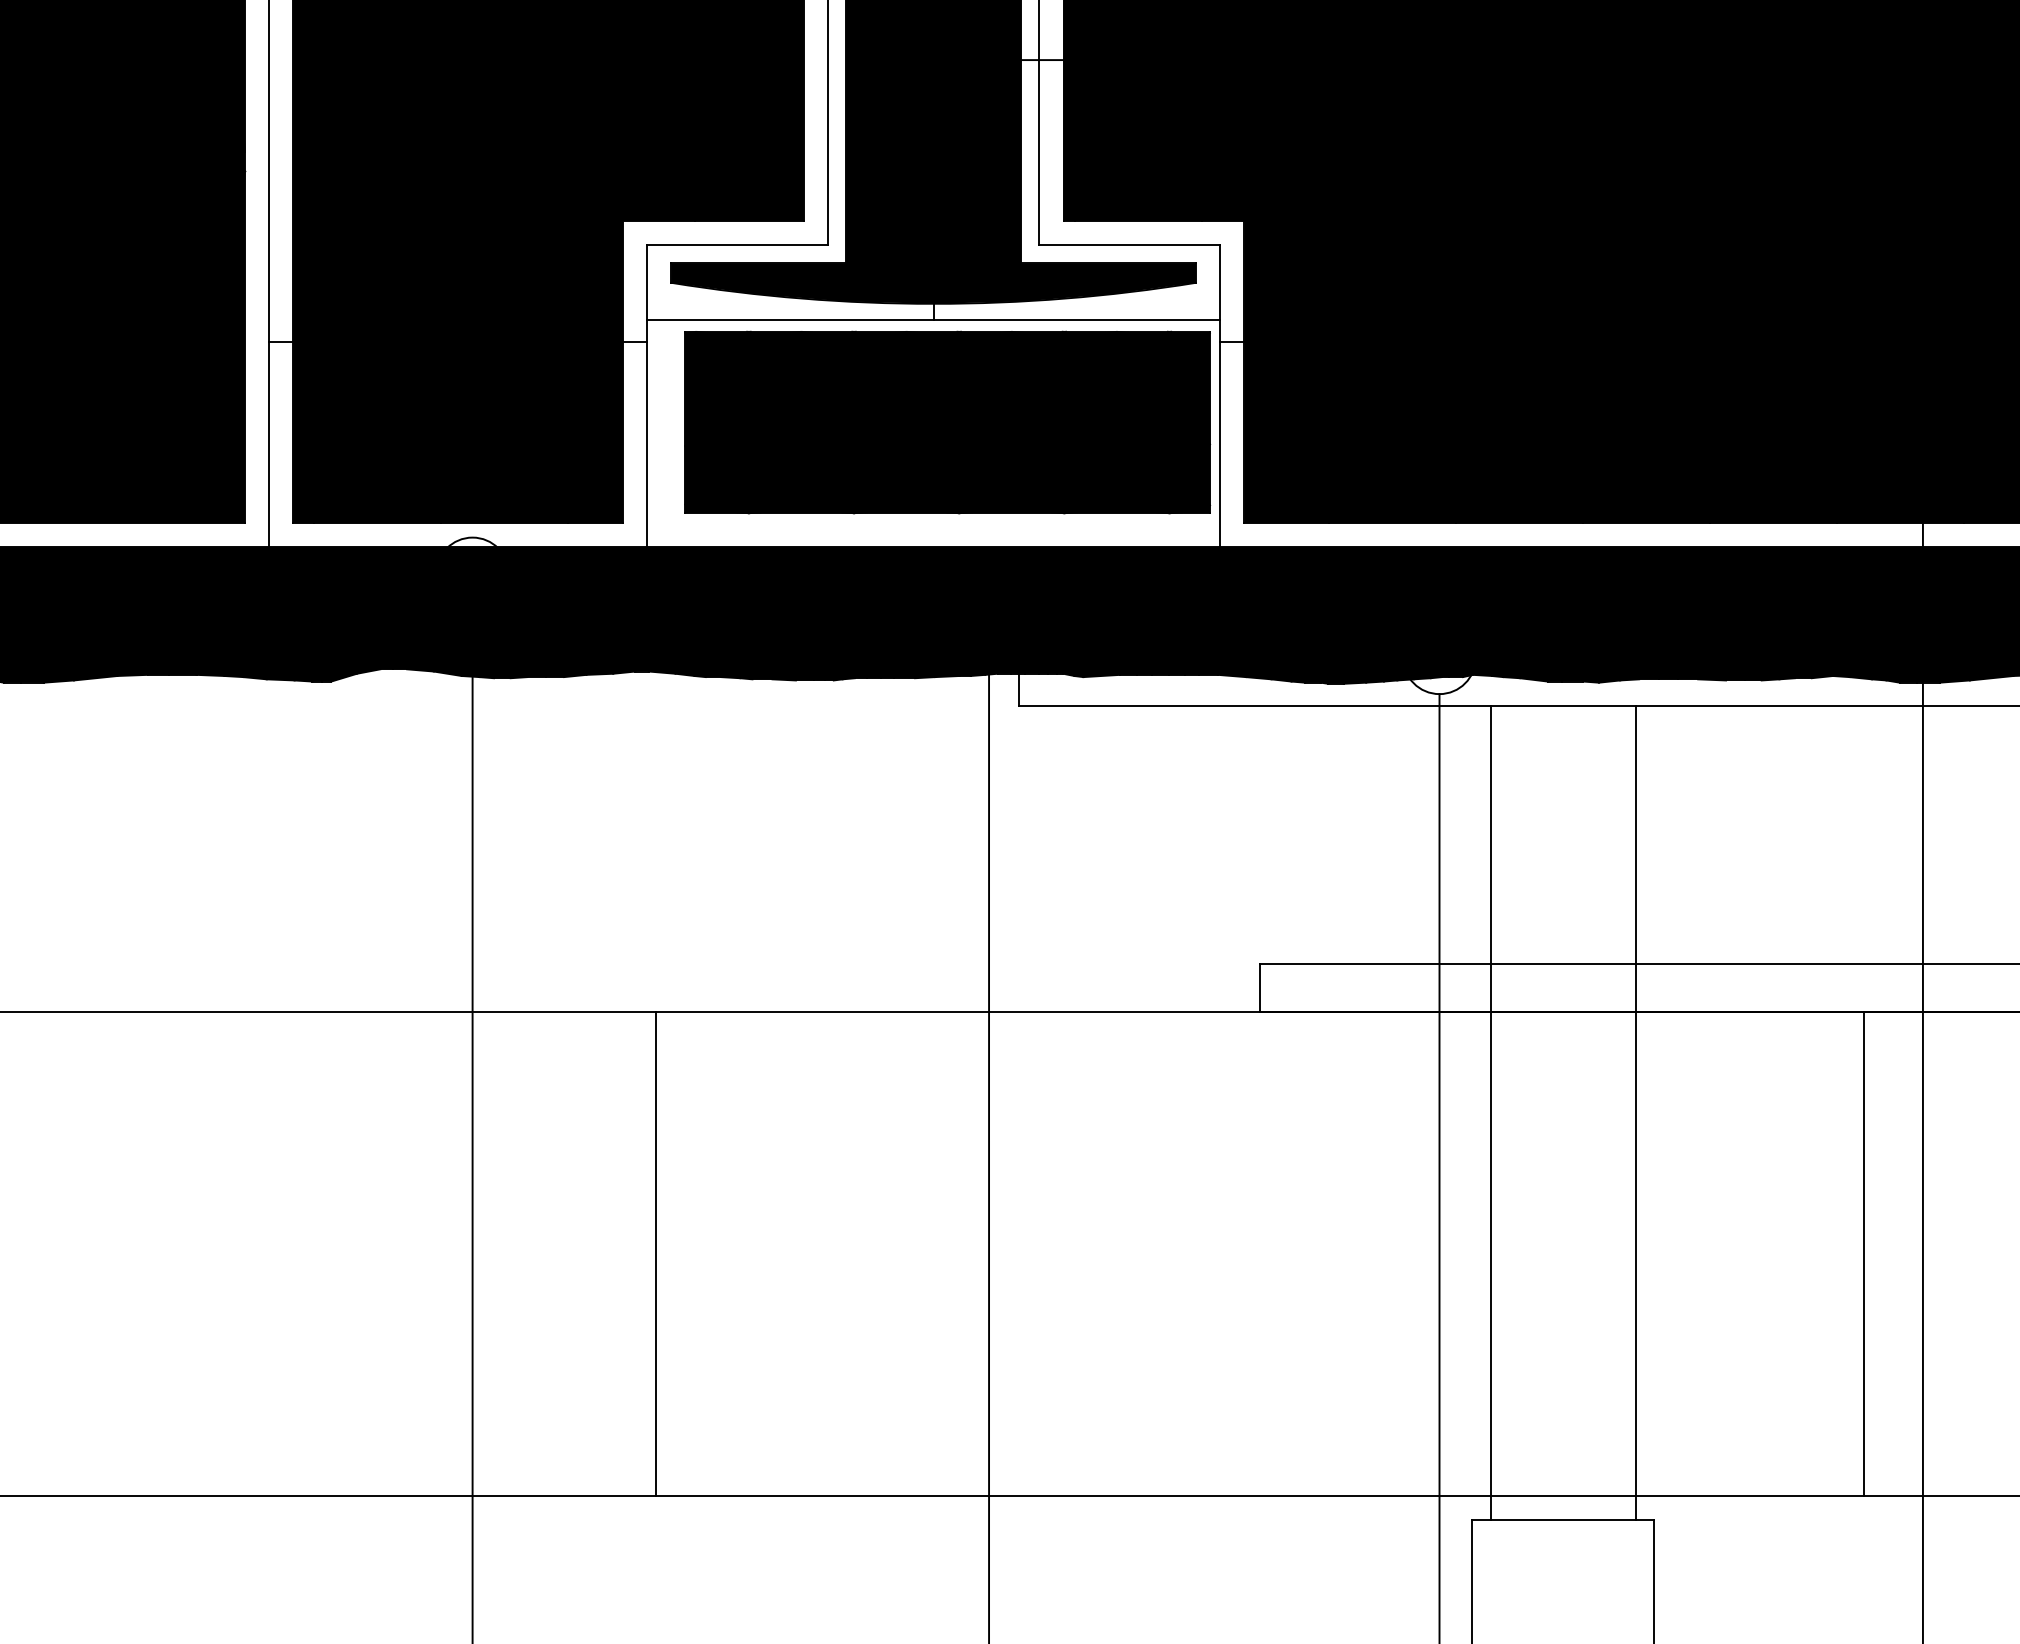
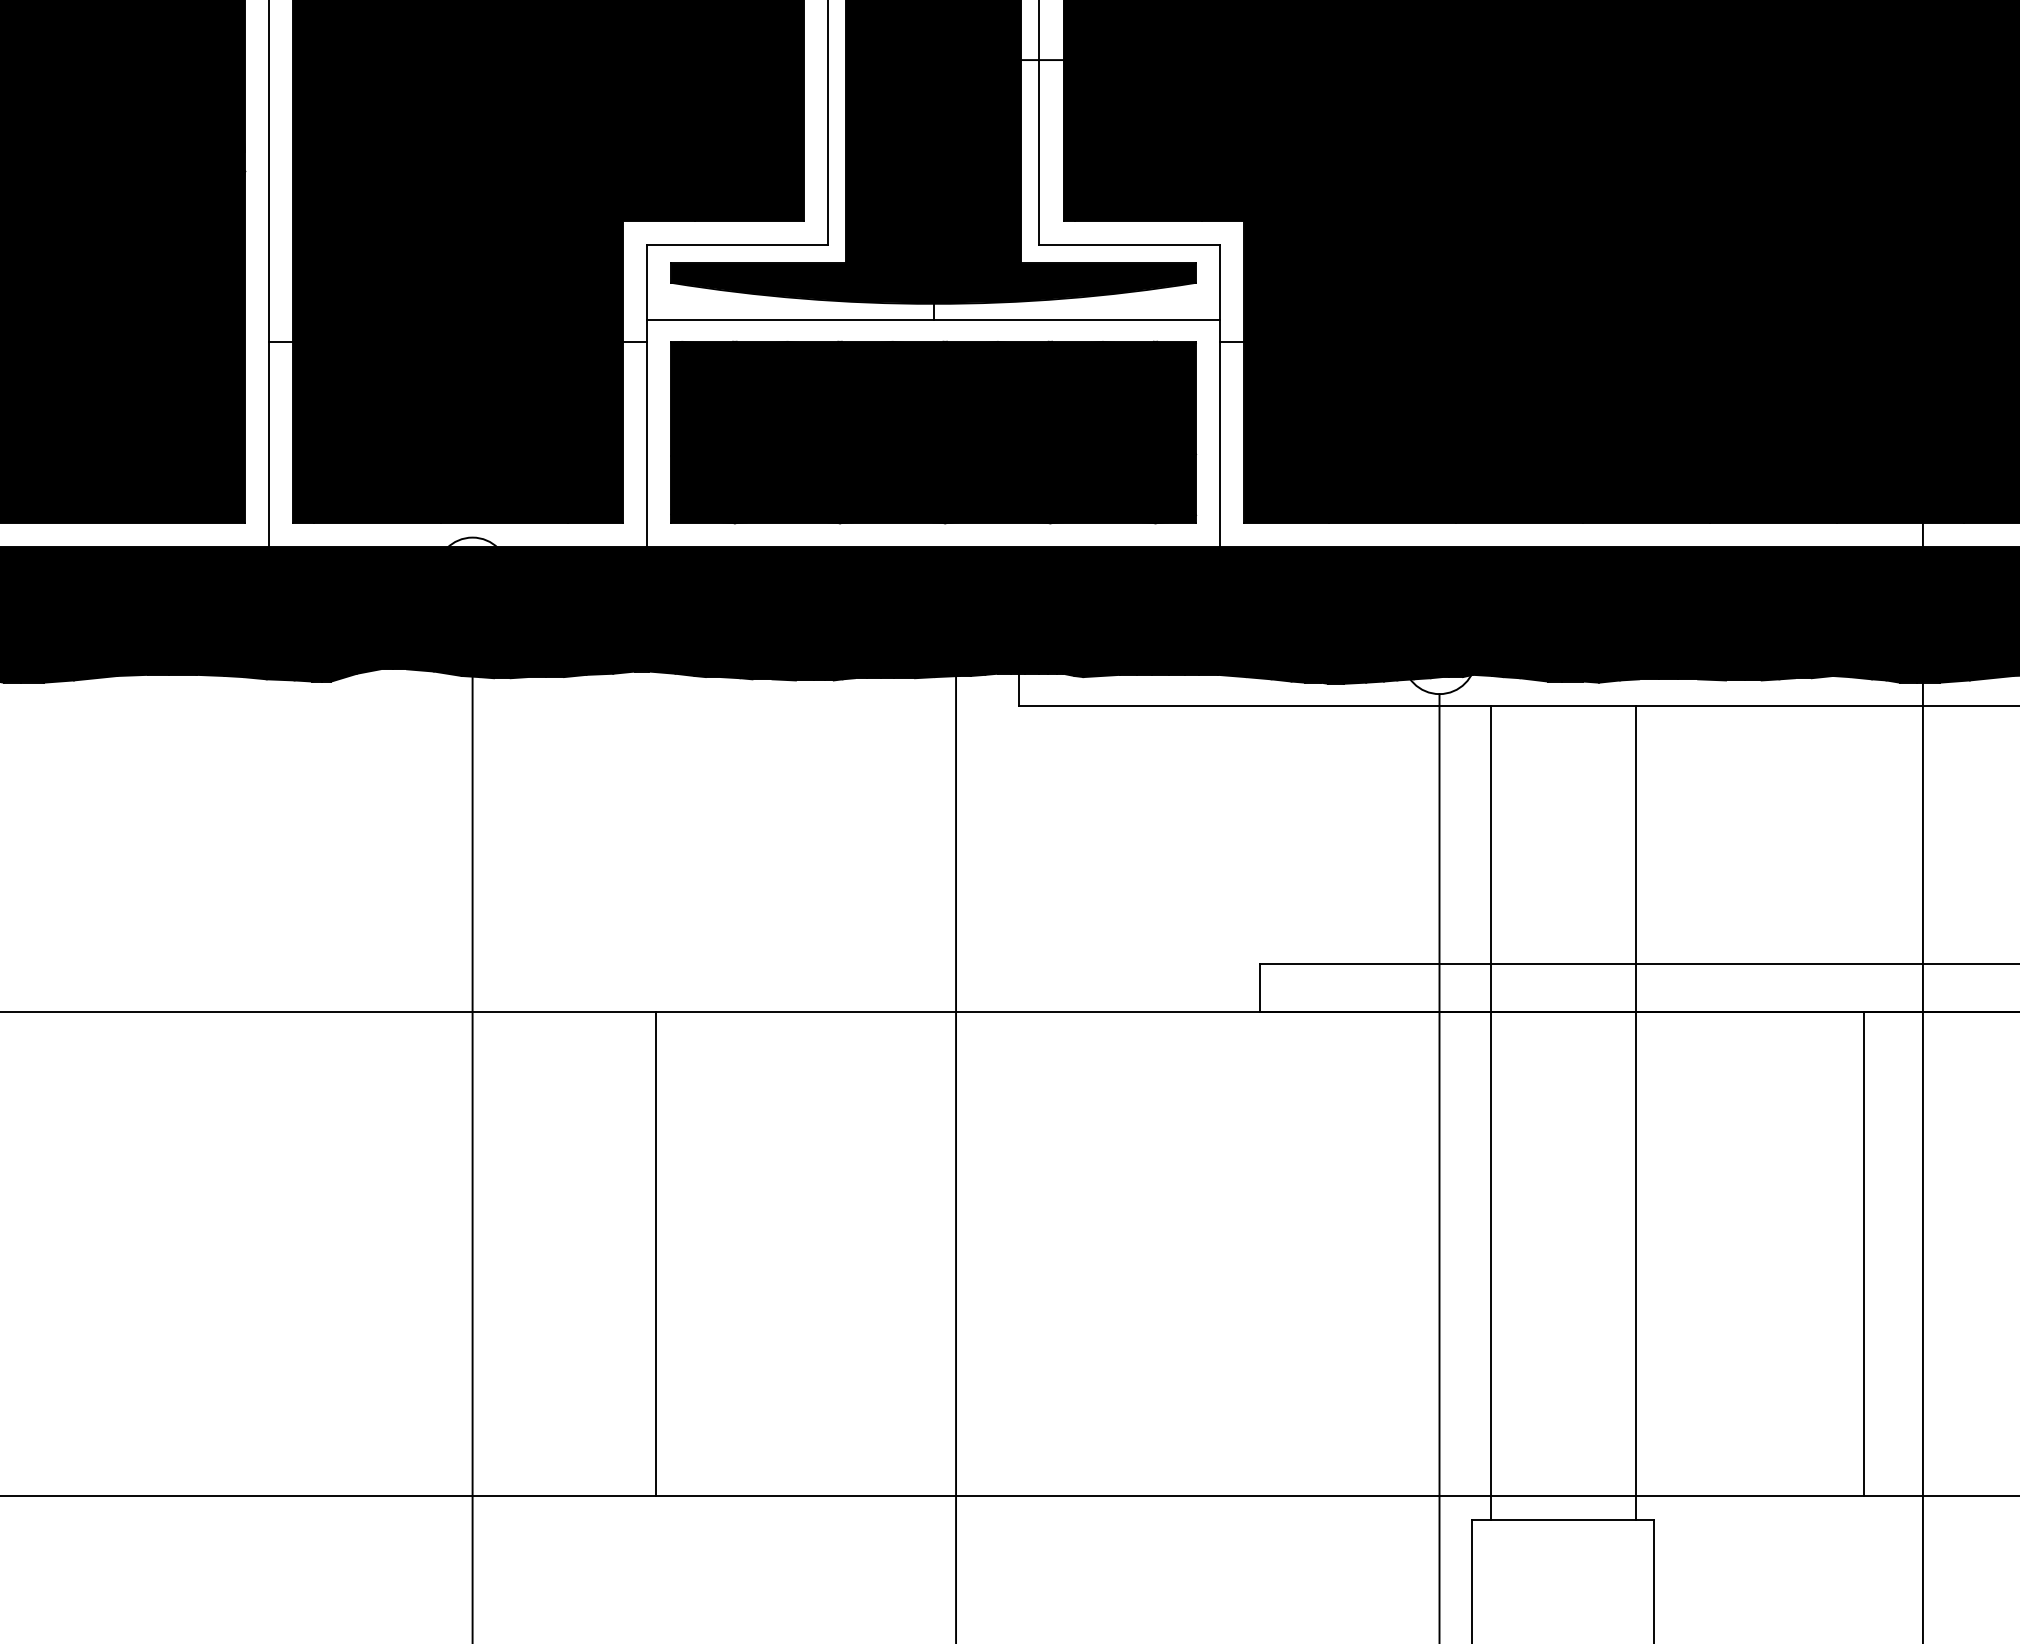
part position: (947, 422) -> (933, 432) (933, 432)
line position: (989, 1140) -> (956, 1140) (956, 1140)
